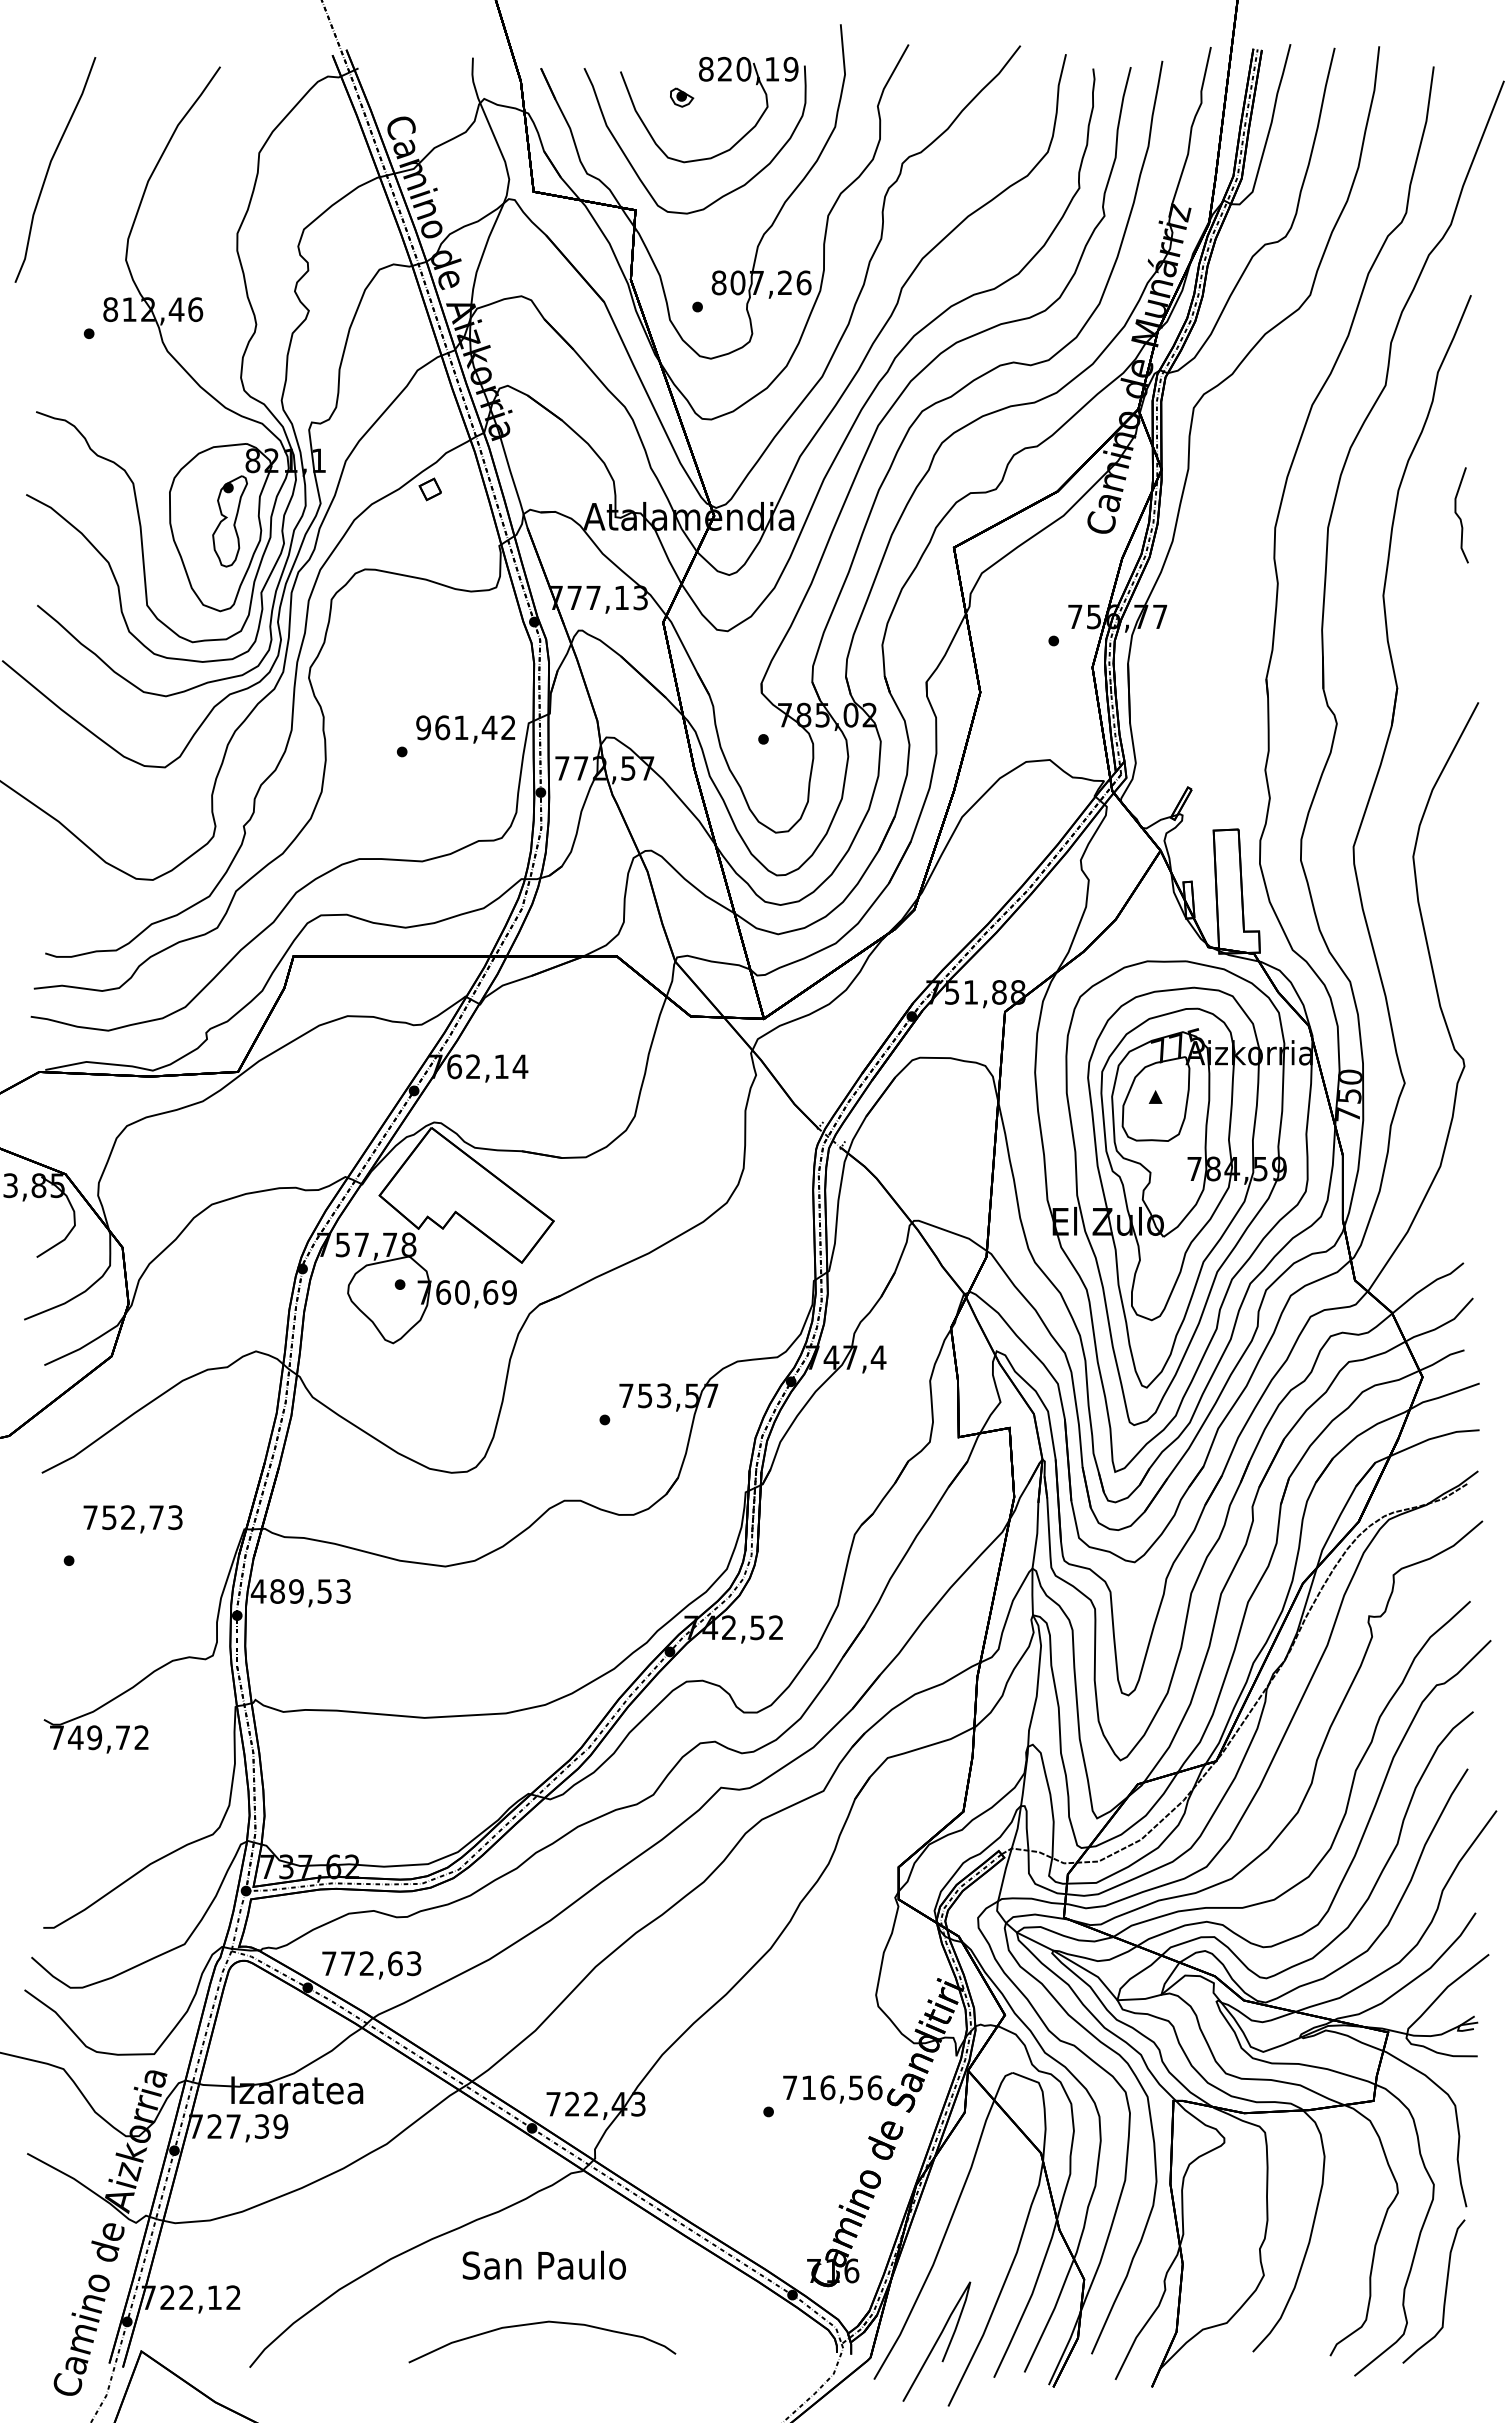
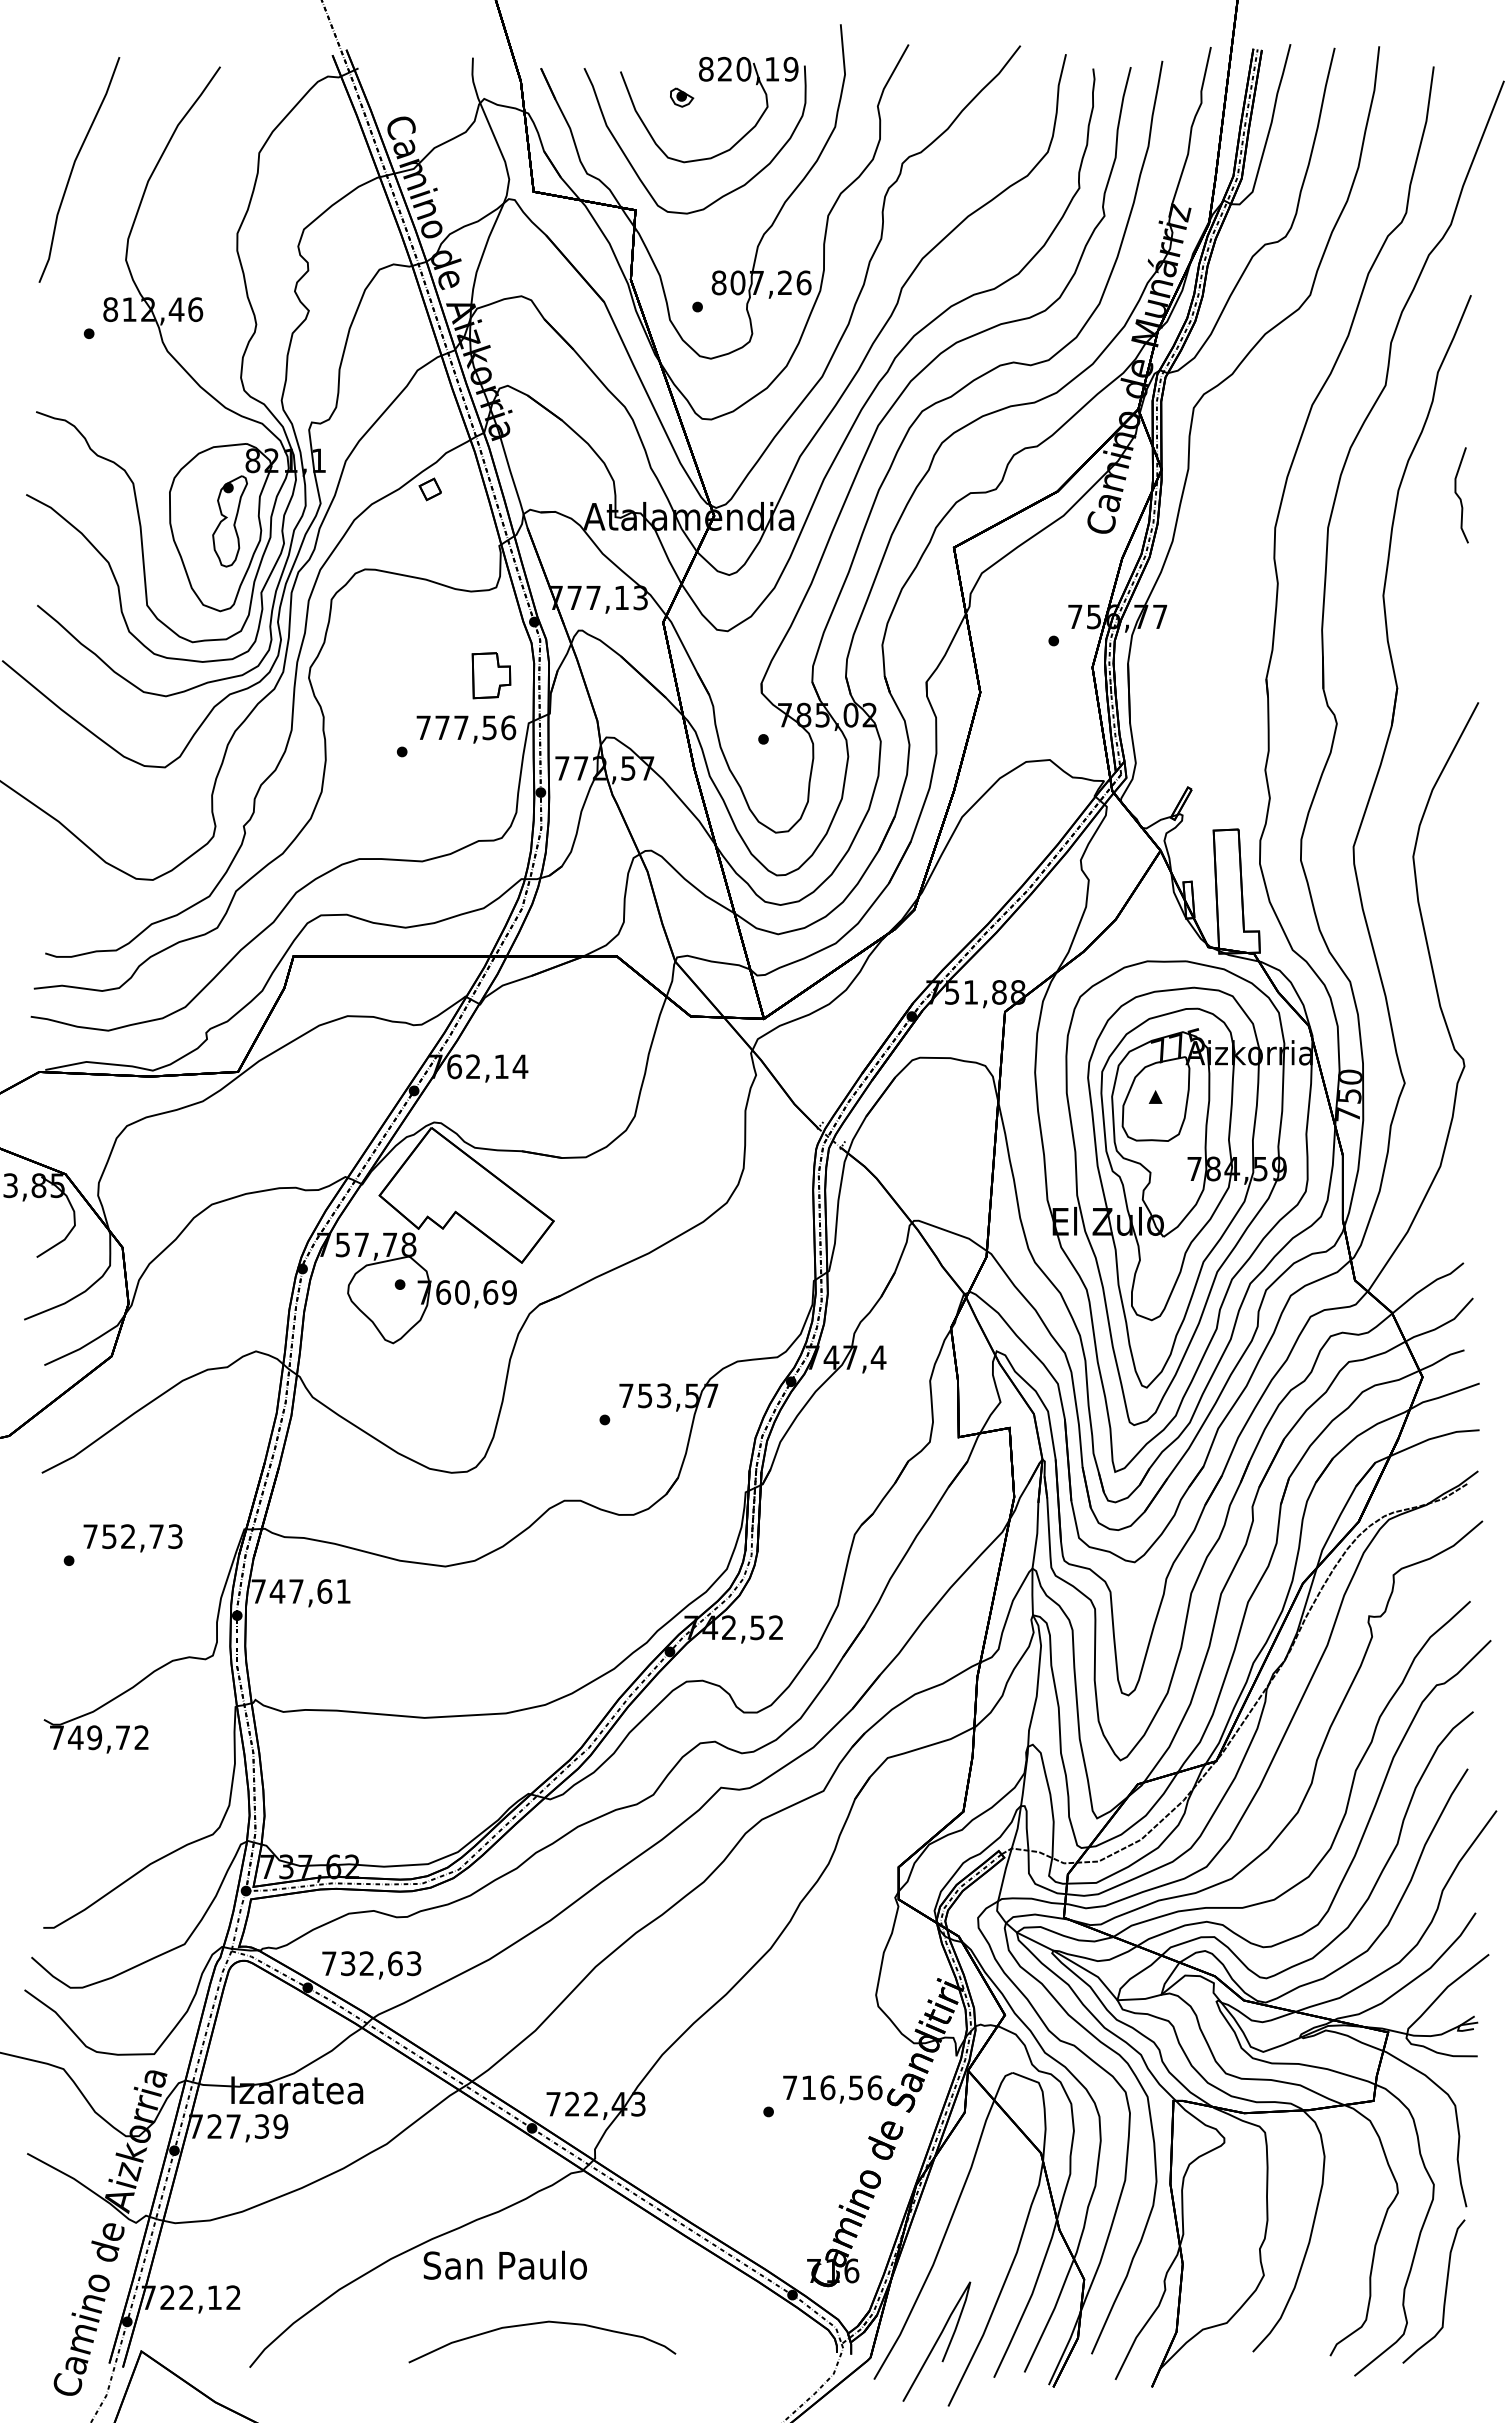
curve position: (50, 166) -> (74, 166) (74, 166)
curve position: (1459, 516) -> (1459, 496) (1459, 496)
part: none -> present (491, 675)
text: 961,42 -> 777,56 (466, 727)
text position: (132, 1519) -> (132, 1538) (132, 1538)
text: 489,53 -> 747,61 (300, 1591)
text: 772,63 -> 732,63 (348, 1963)
text position: (543, 2264) -> (504, 2264) (504, 2264)
